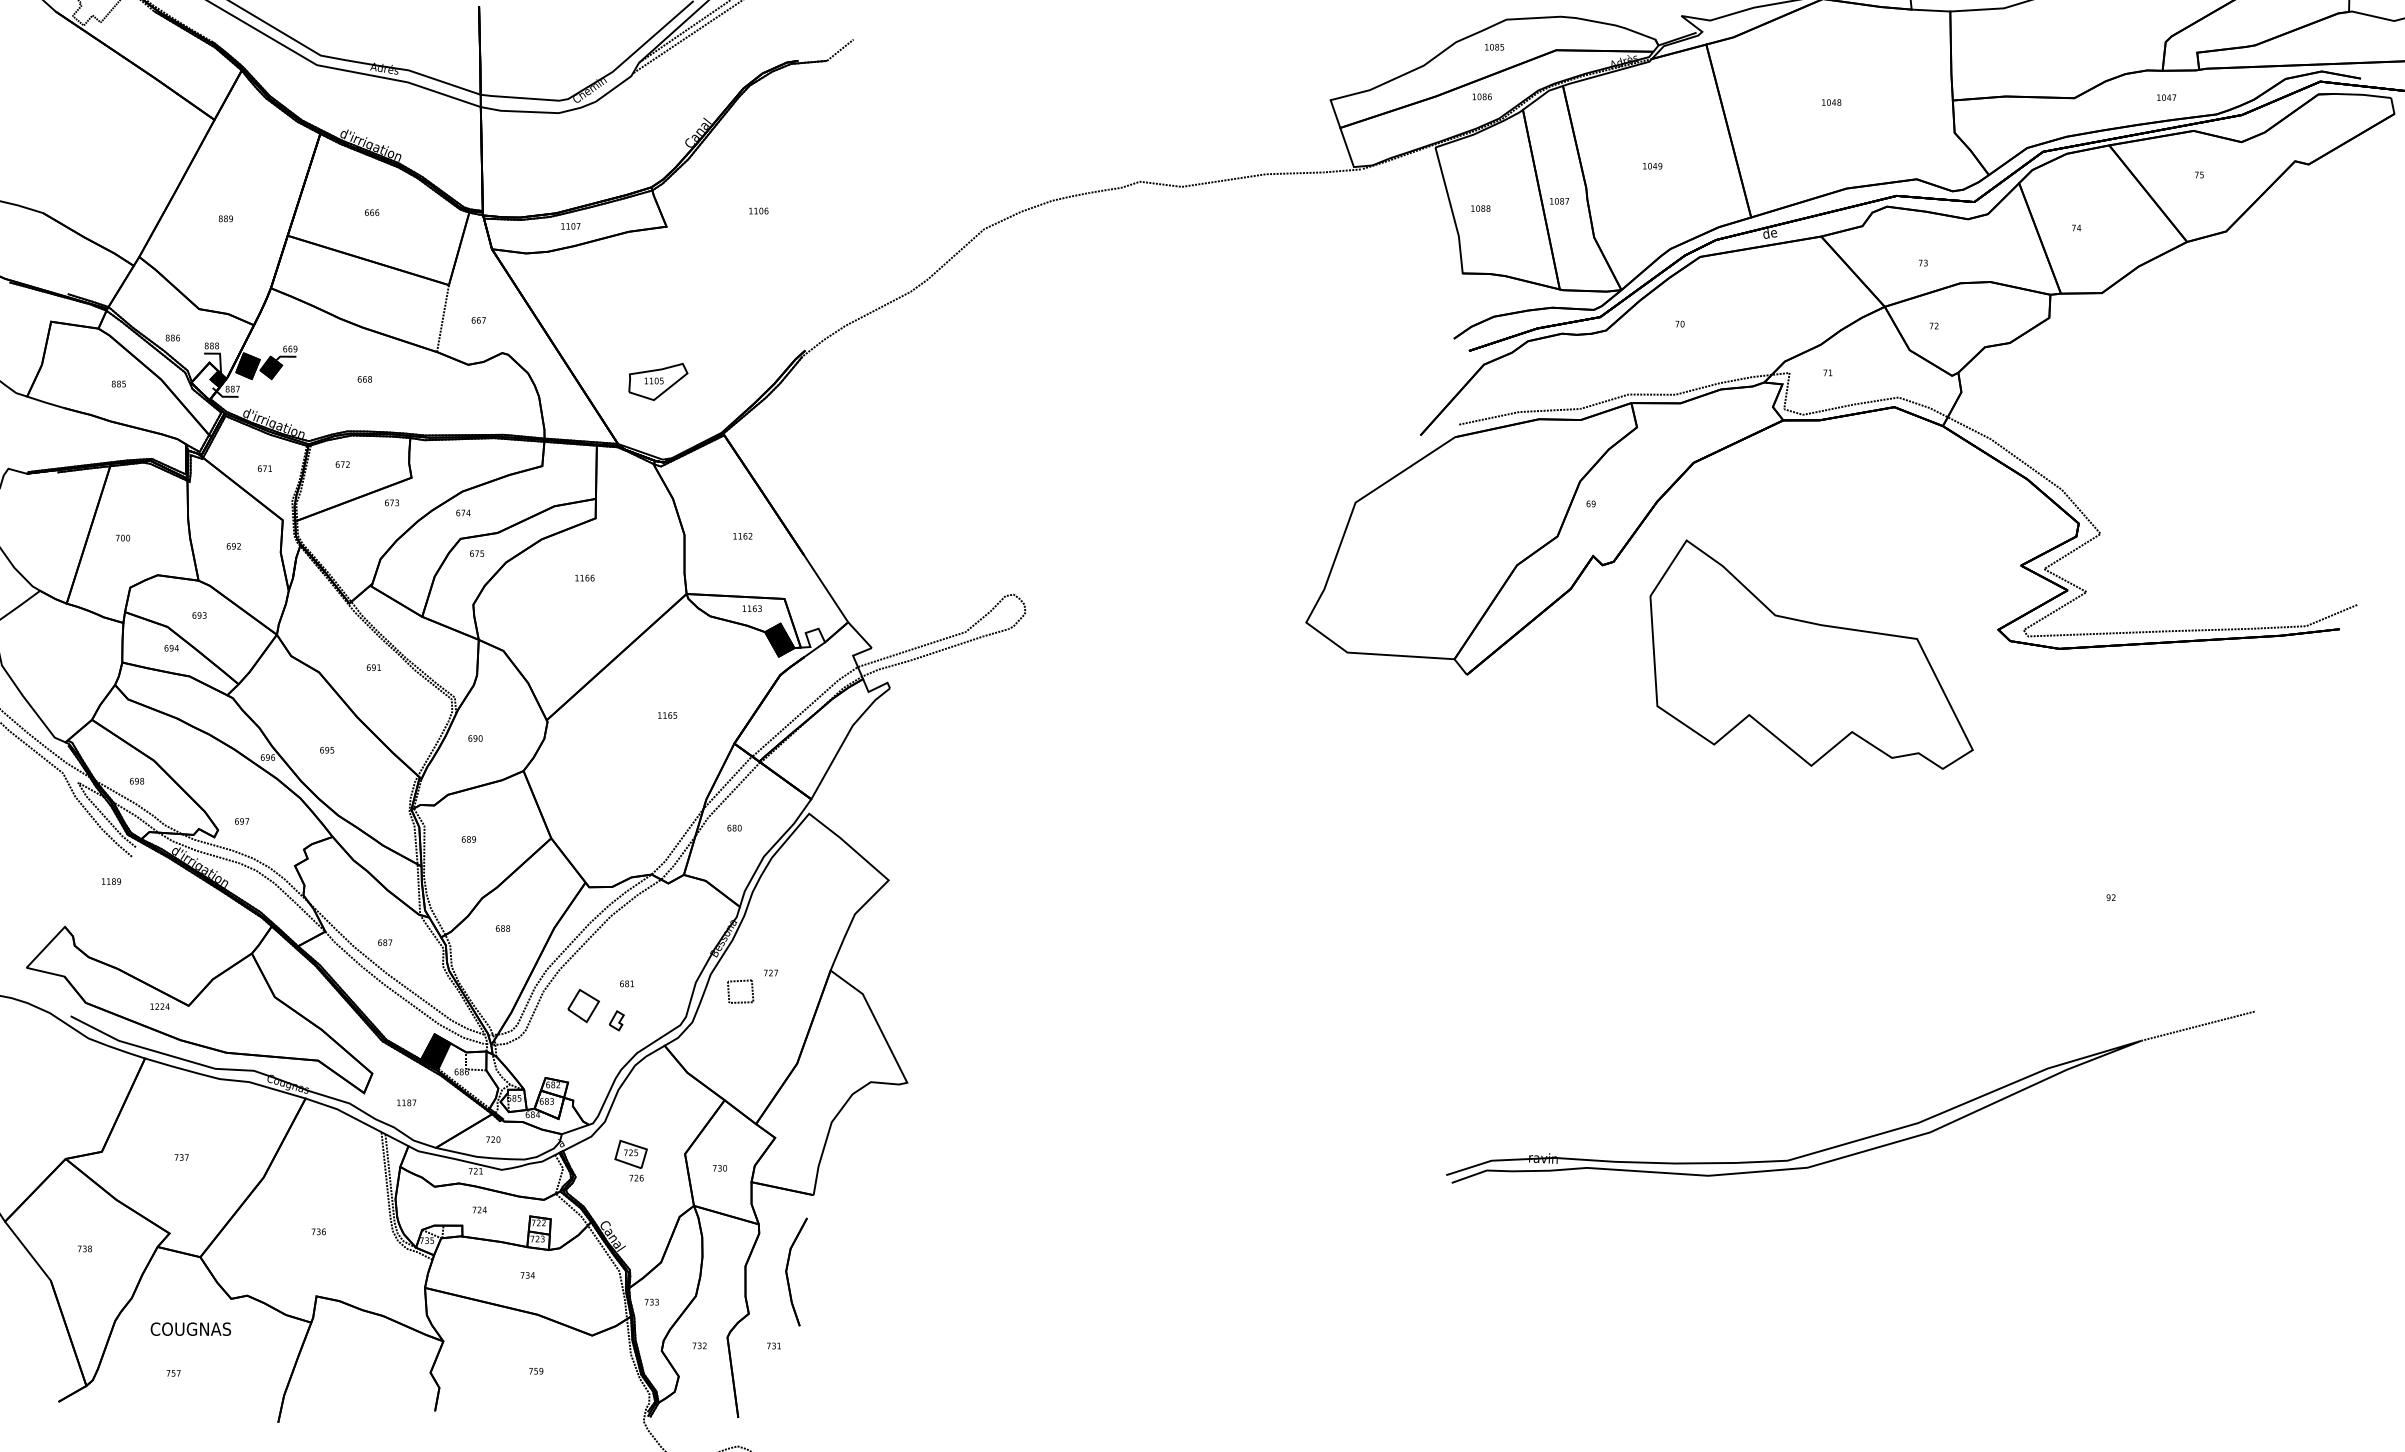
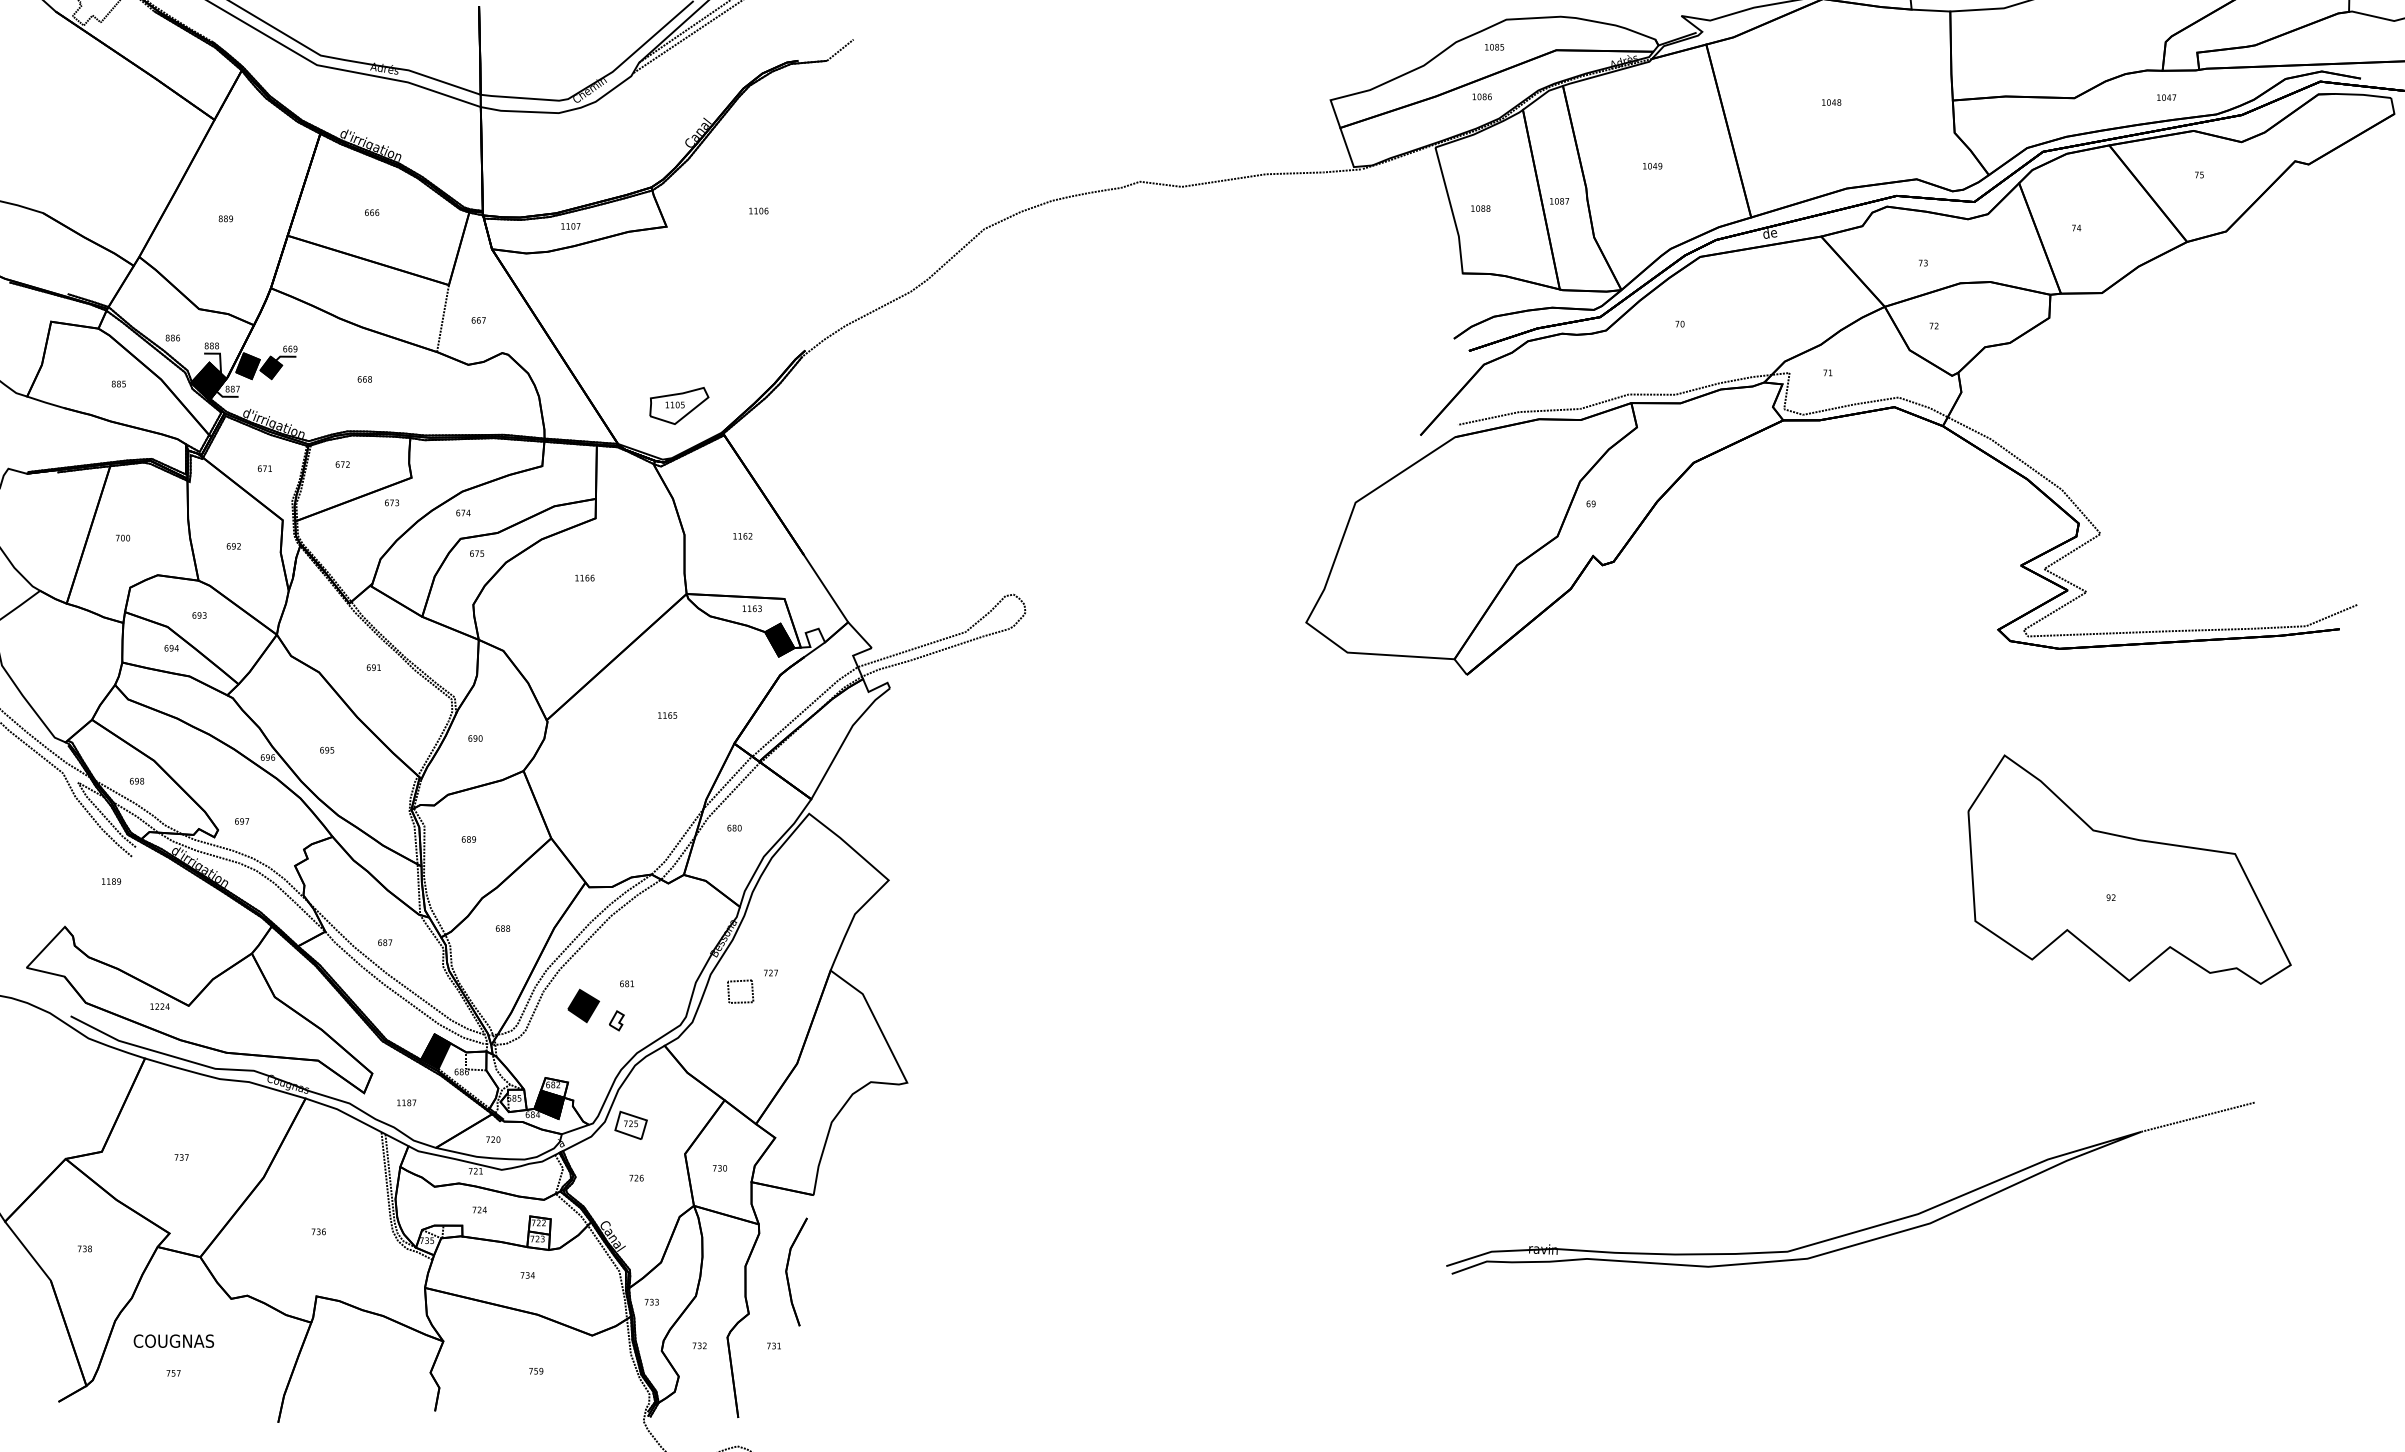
fill: none -> present (205, 381)
part position: (658, 381) -> (679, 405) (679, 405)
part position: (1811, 654) -> (2129, 869) (2129, 869)
fill: none -> present (583, 1005)
fill: none -> present (549, 1104)
part position: (1863, 1137) -> (1863, 1228) (1863, 1228)
part position: (630, 1153) -> (630, 1124) (630, 1124)
text position: (190, 1328) -> (173, 1340) (173, 1340)
